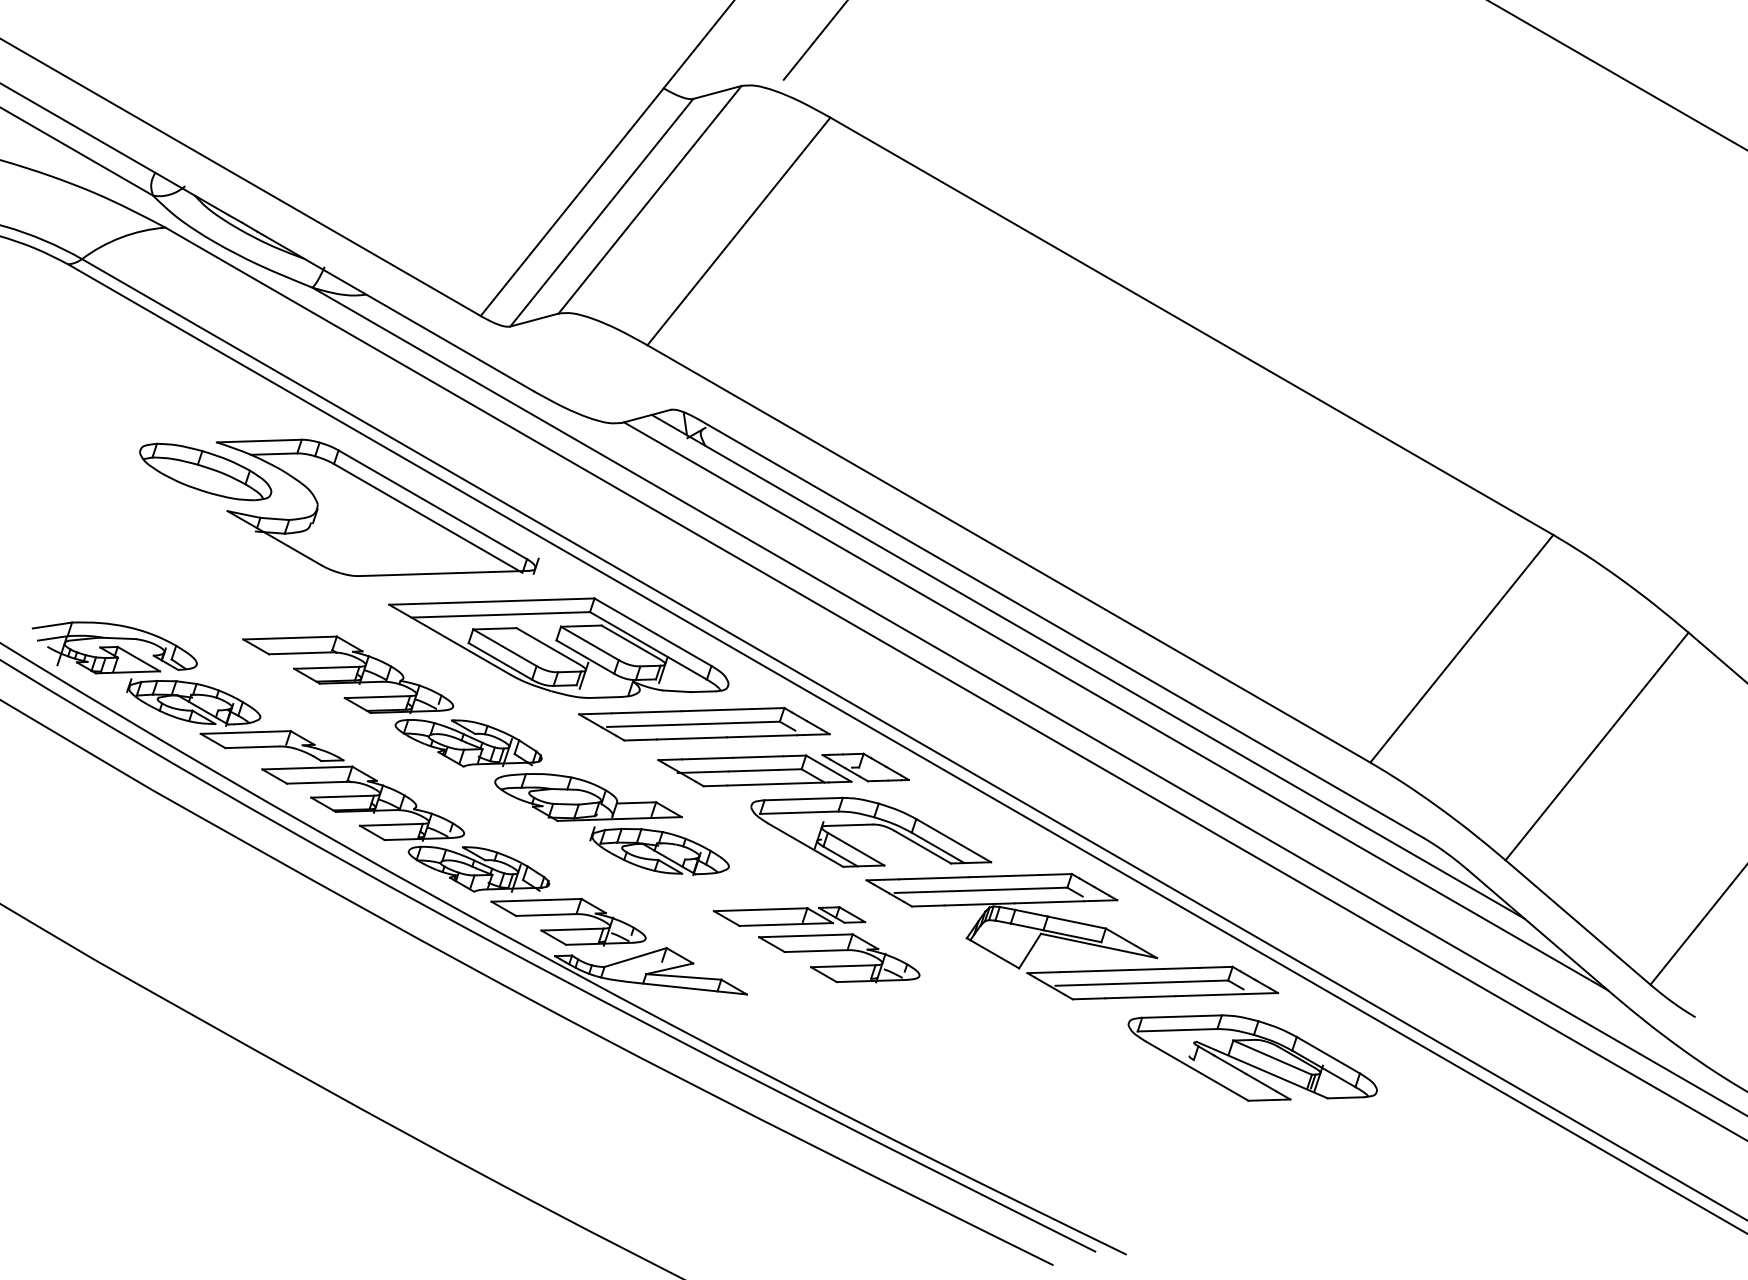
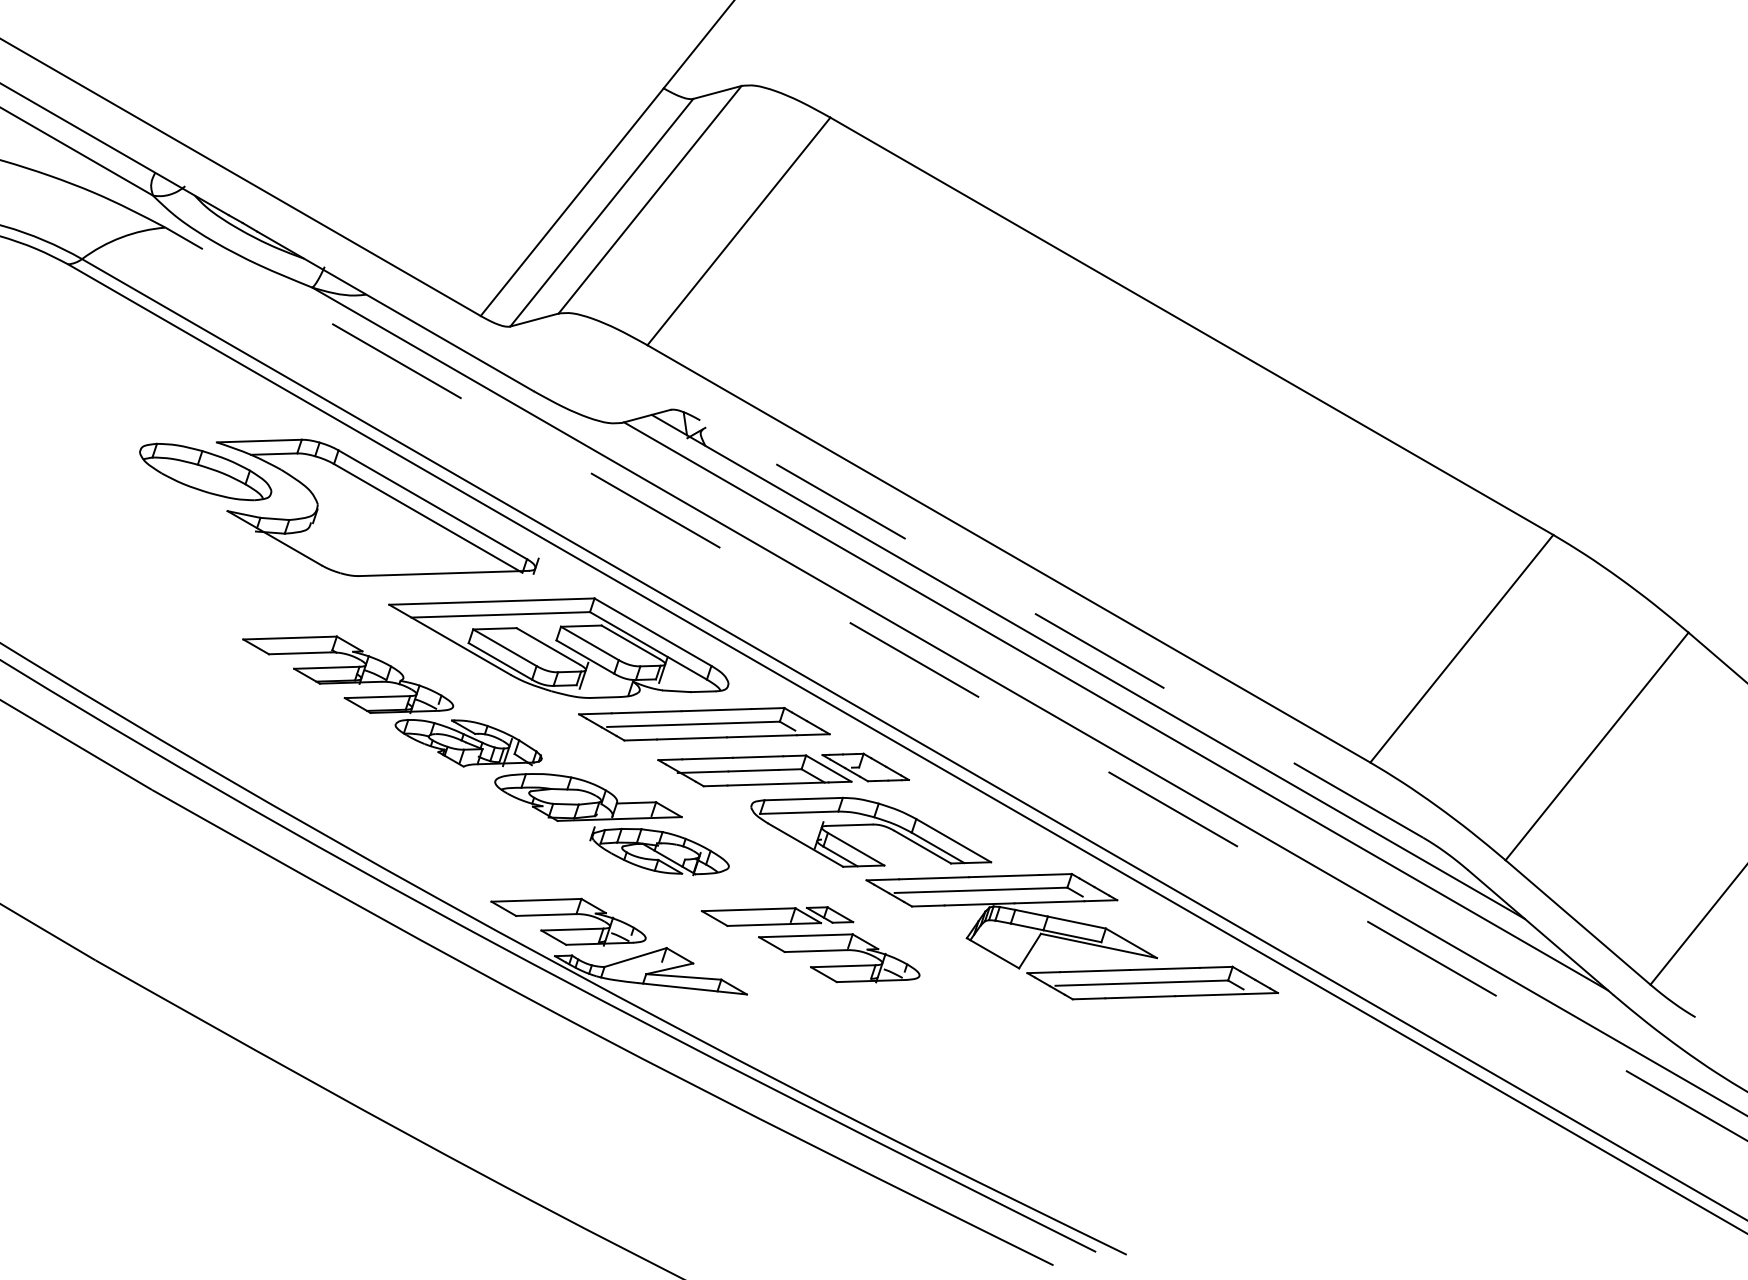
line: present -> none (814, 40)
line: present -> none (1617, 75)
line: solid -> dashed (1061, 628)
line: solid -> dashed (956, 684)
part: present -> none (293, 749)
part position: (789, 916) -> (777, 916) (777, 916)
part: present -> none (1252, 1057)
